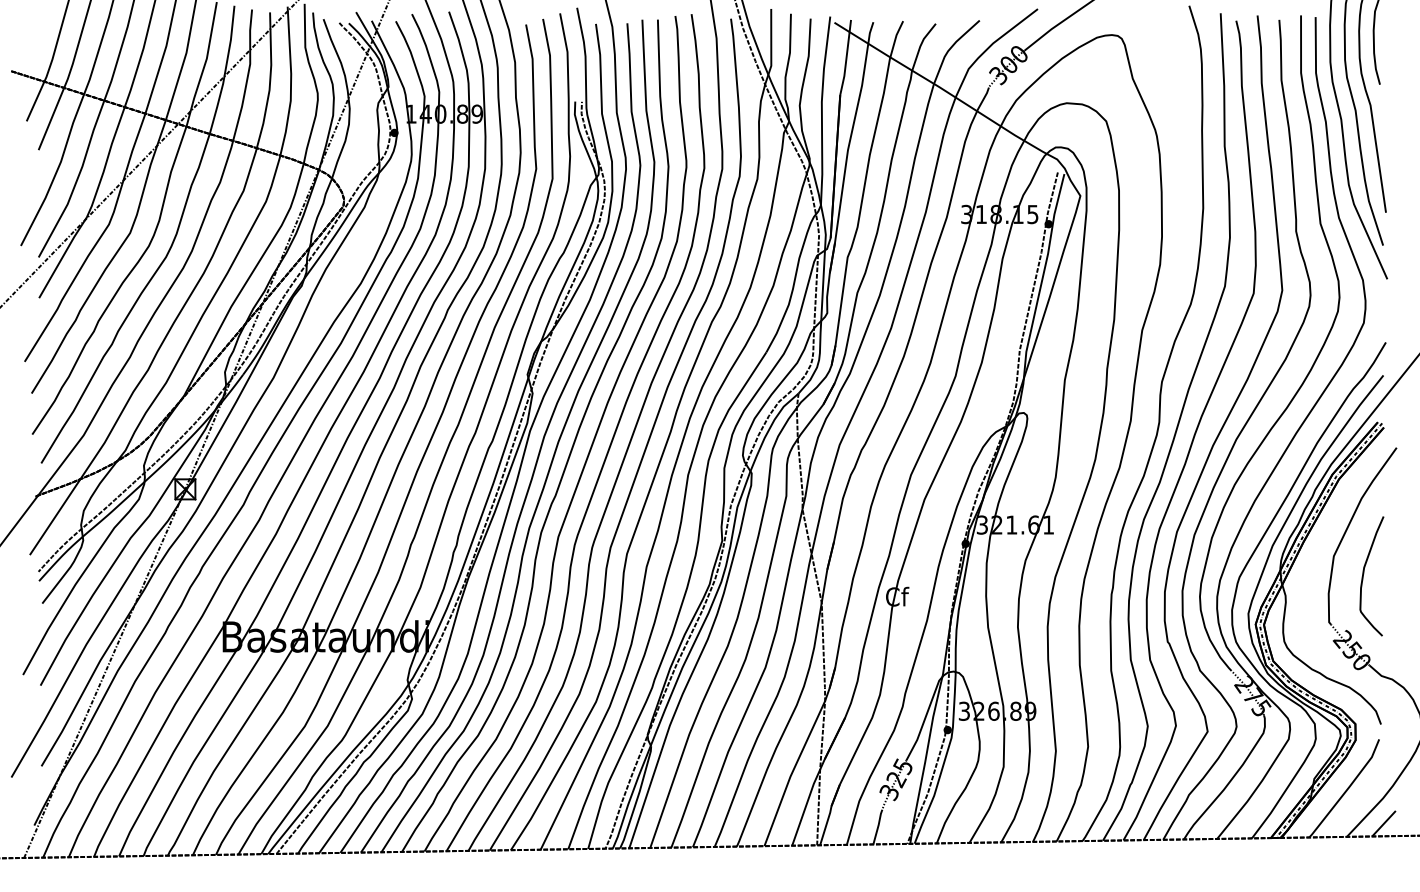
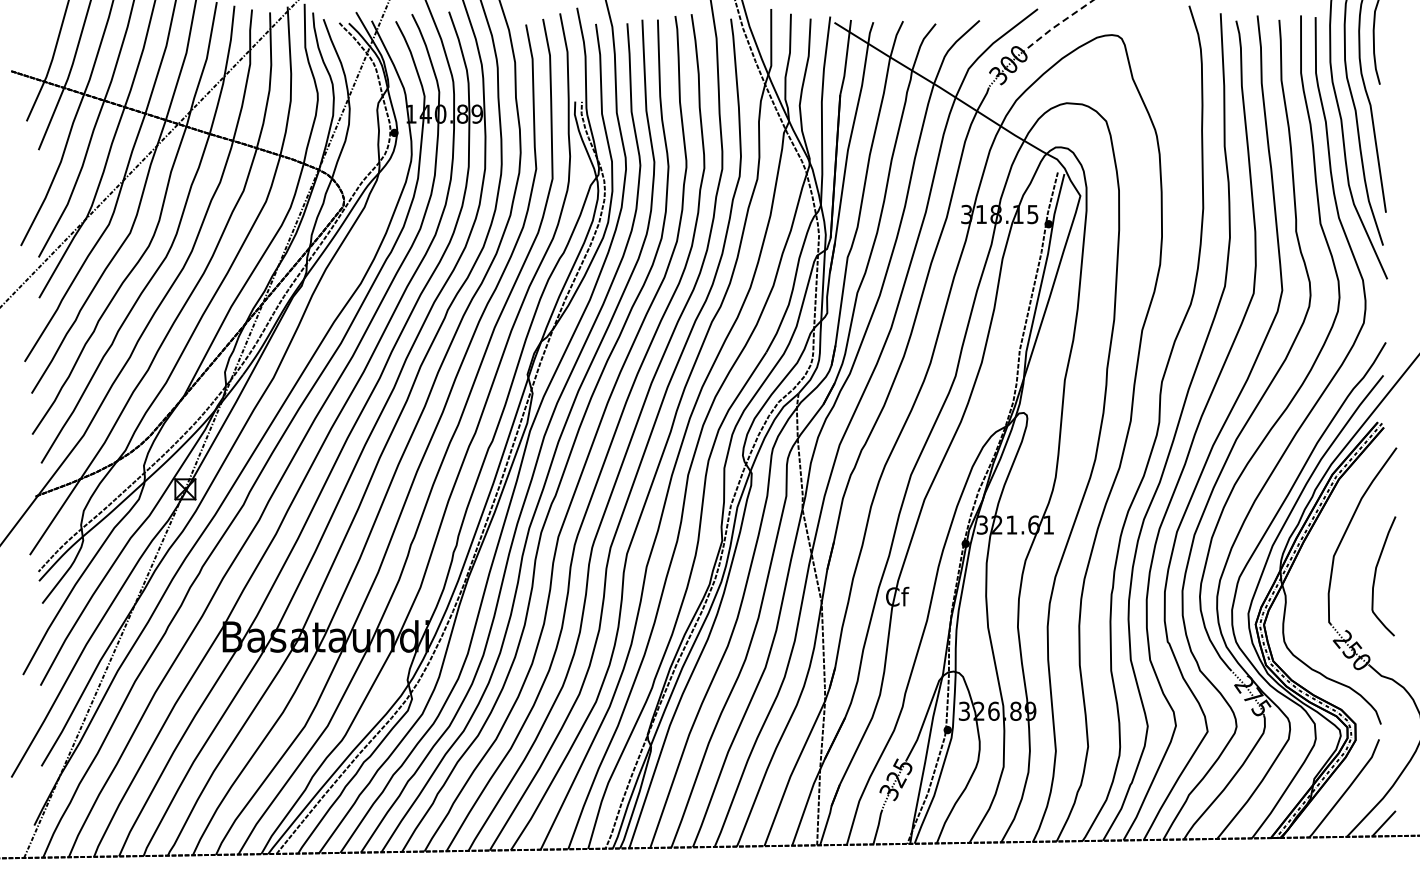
line: solid -> dashed (1057, 25)
curve position: (1364, 573) -> (1376, 573) (1376, 573)
